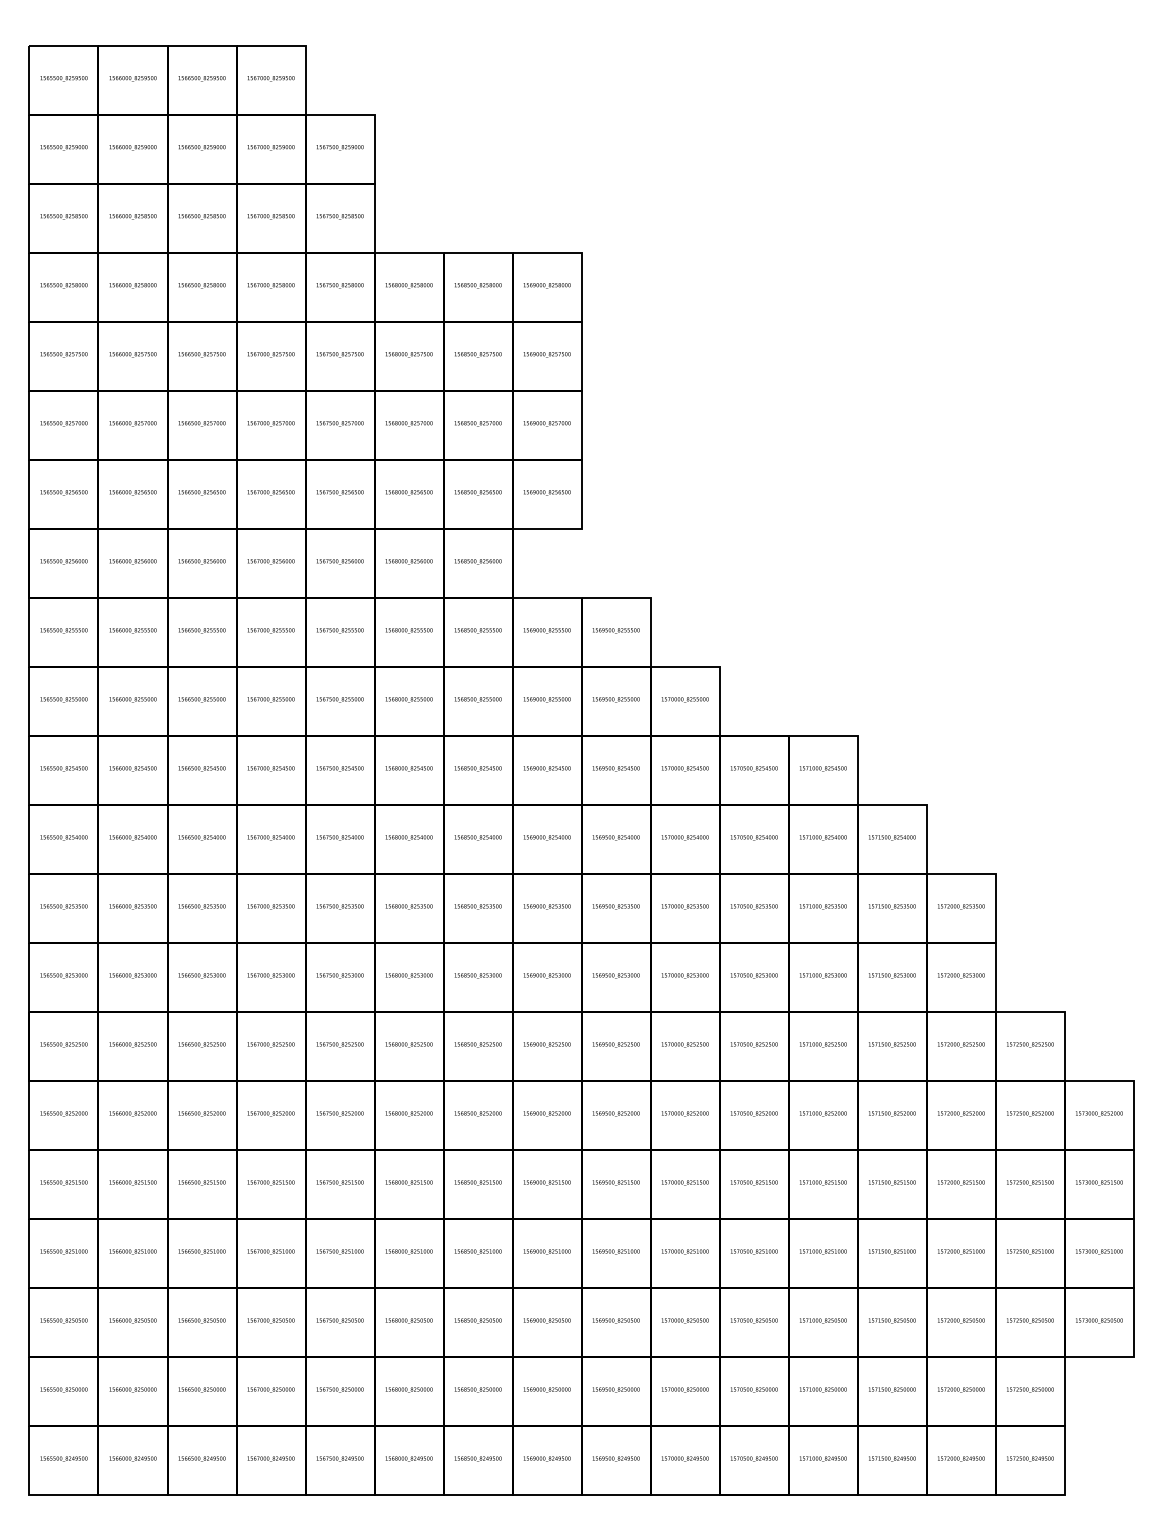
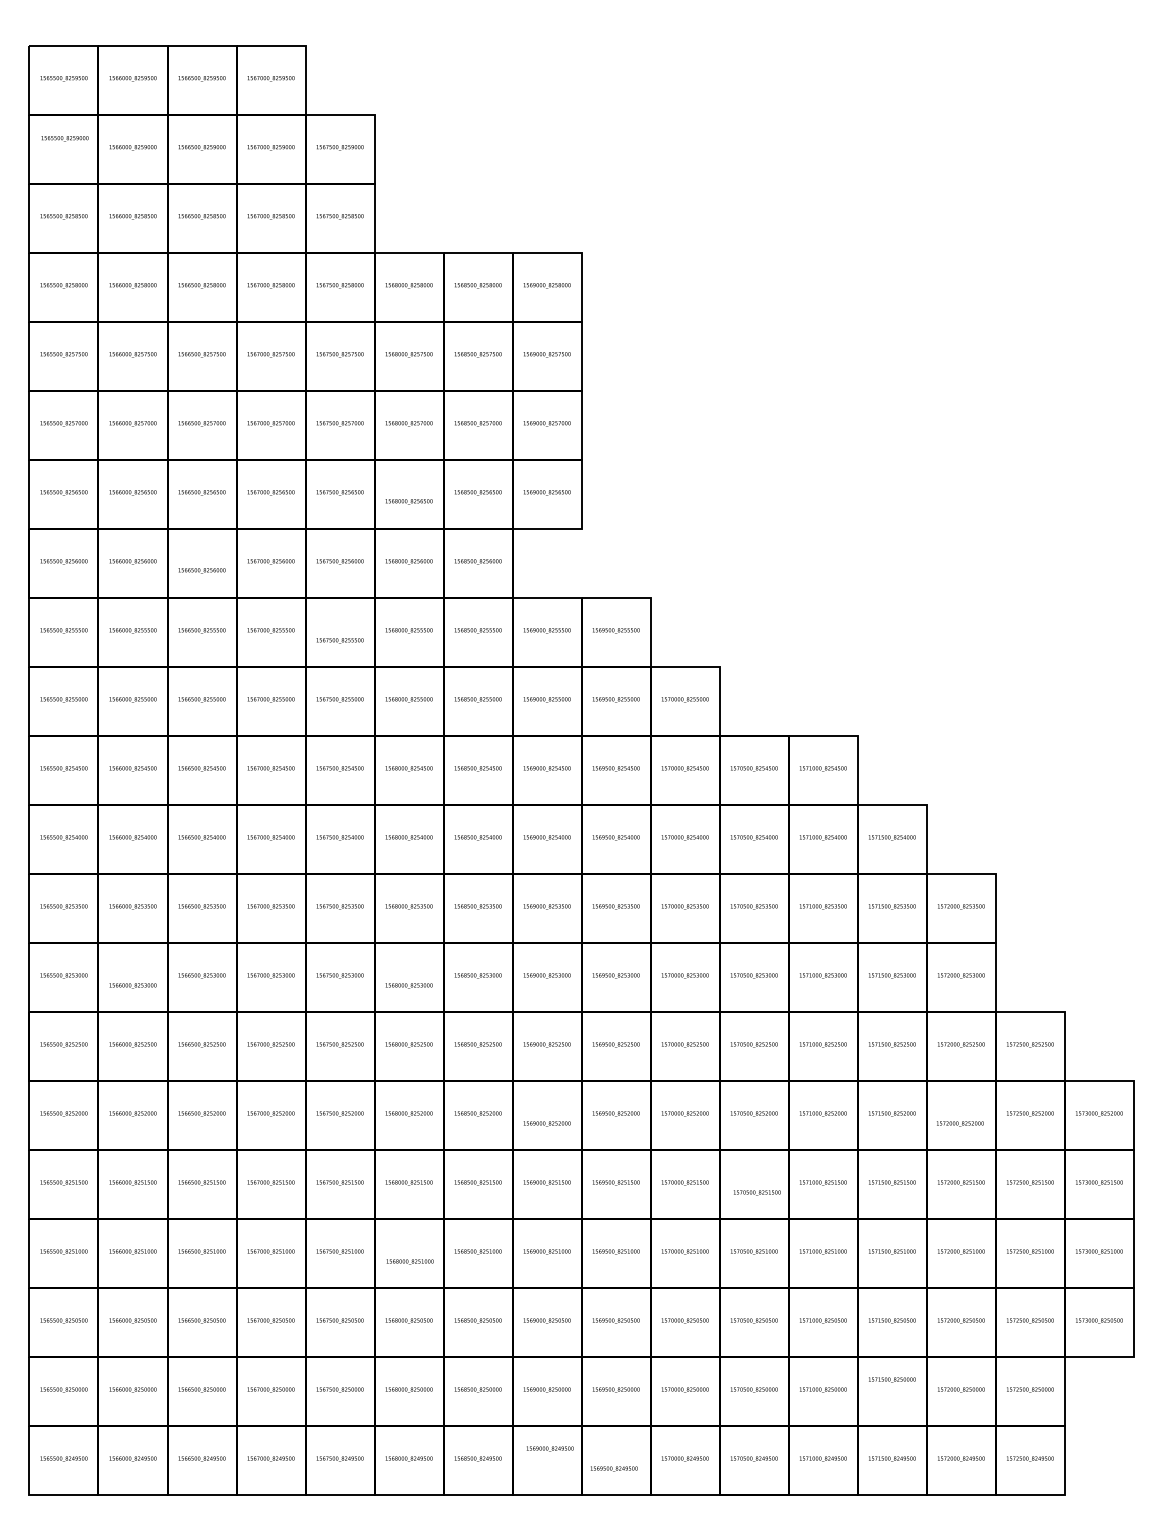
text position: (63, 147) -> (64, 138) (64, 138)
text position: (408, 492) -> (408, 501) (408, 501)
text position: (201, 561) -> (201, 570) (201, 570)
text position: (339, 630) -> (339, 640) (339, 640)
text position: (132, 975) -> (132, 985) (132, 985)
text position: (408, 975) -> (408, 985) (408, 985)
text position: (546, 1113) -> (546, 1123) (546, 1123)
text position: (961, 1113) -> (960, 1123) (960, 1123)
text position: (753, 1182) -> (756, 1192) (756, 1192)
text position: (408, 1251) -> (409, 1261) (409, 1261)
text position: (892, 1389) -> (892, 1379) (892, 1379)
text position: (546, 1458) -> (549, 1448) (549, 1448)
text position: (616, 1458) -> (614, 1468) (614, 1468)
